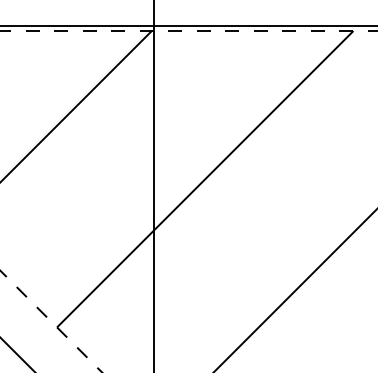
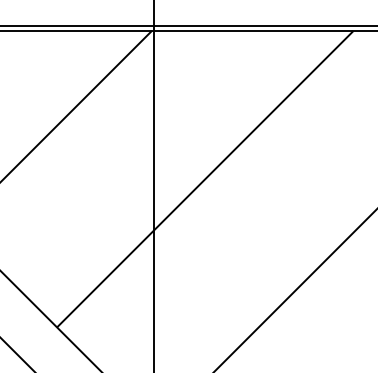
line: dashed -> solid (189, 31)
line: dashed -> solid (51, 321)
